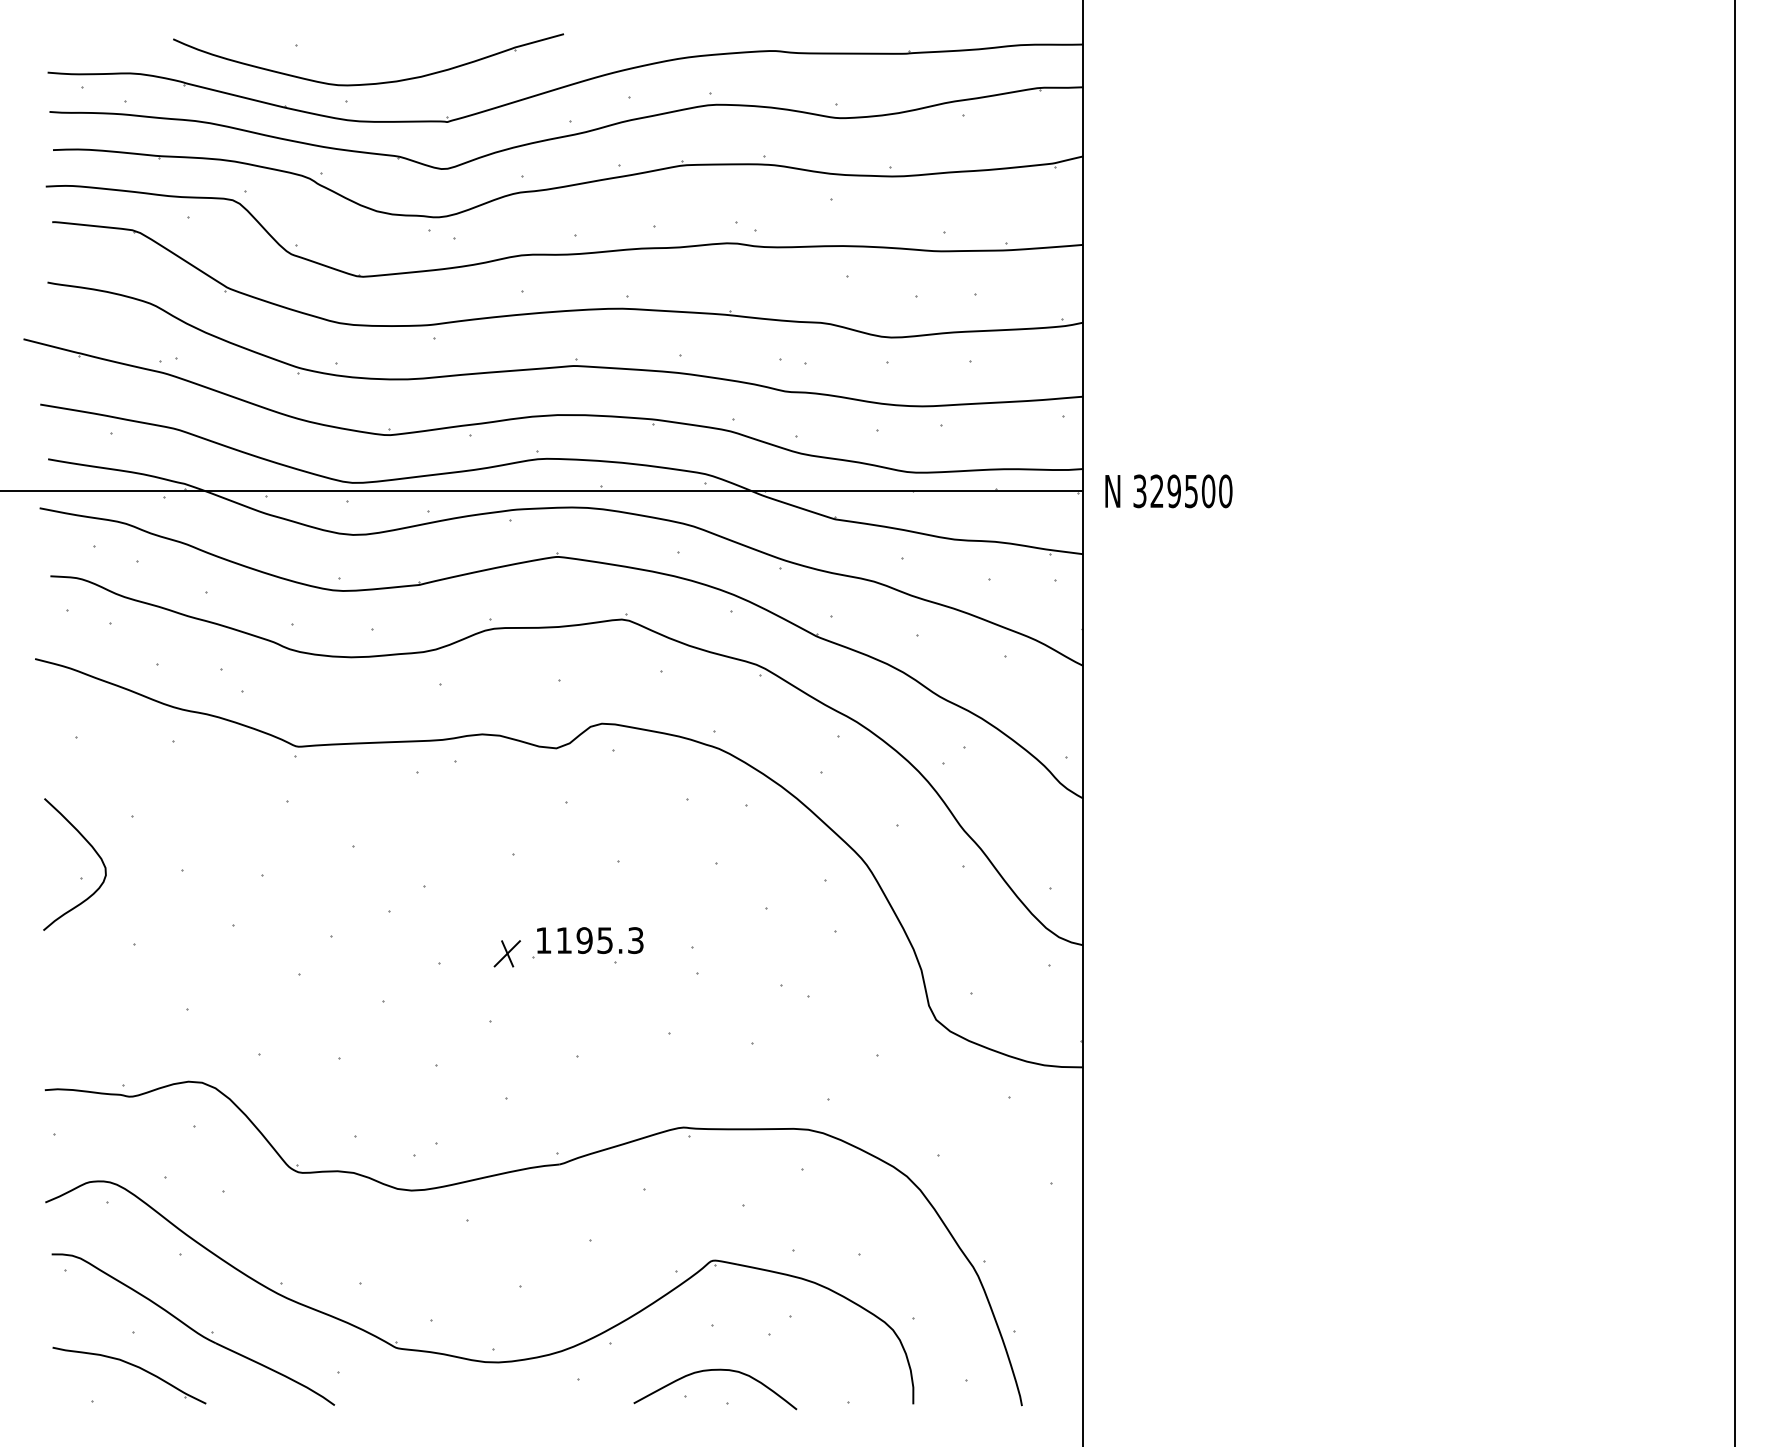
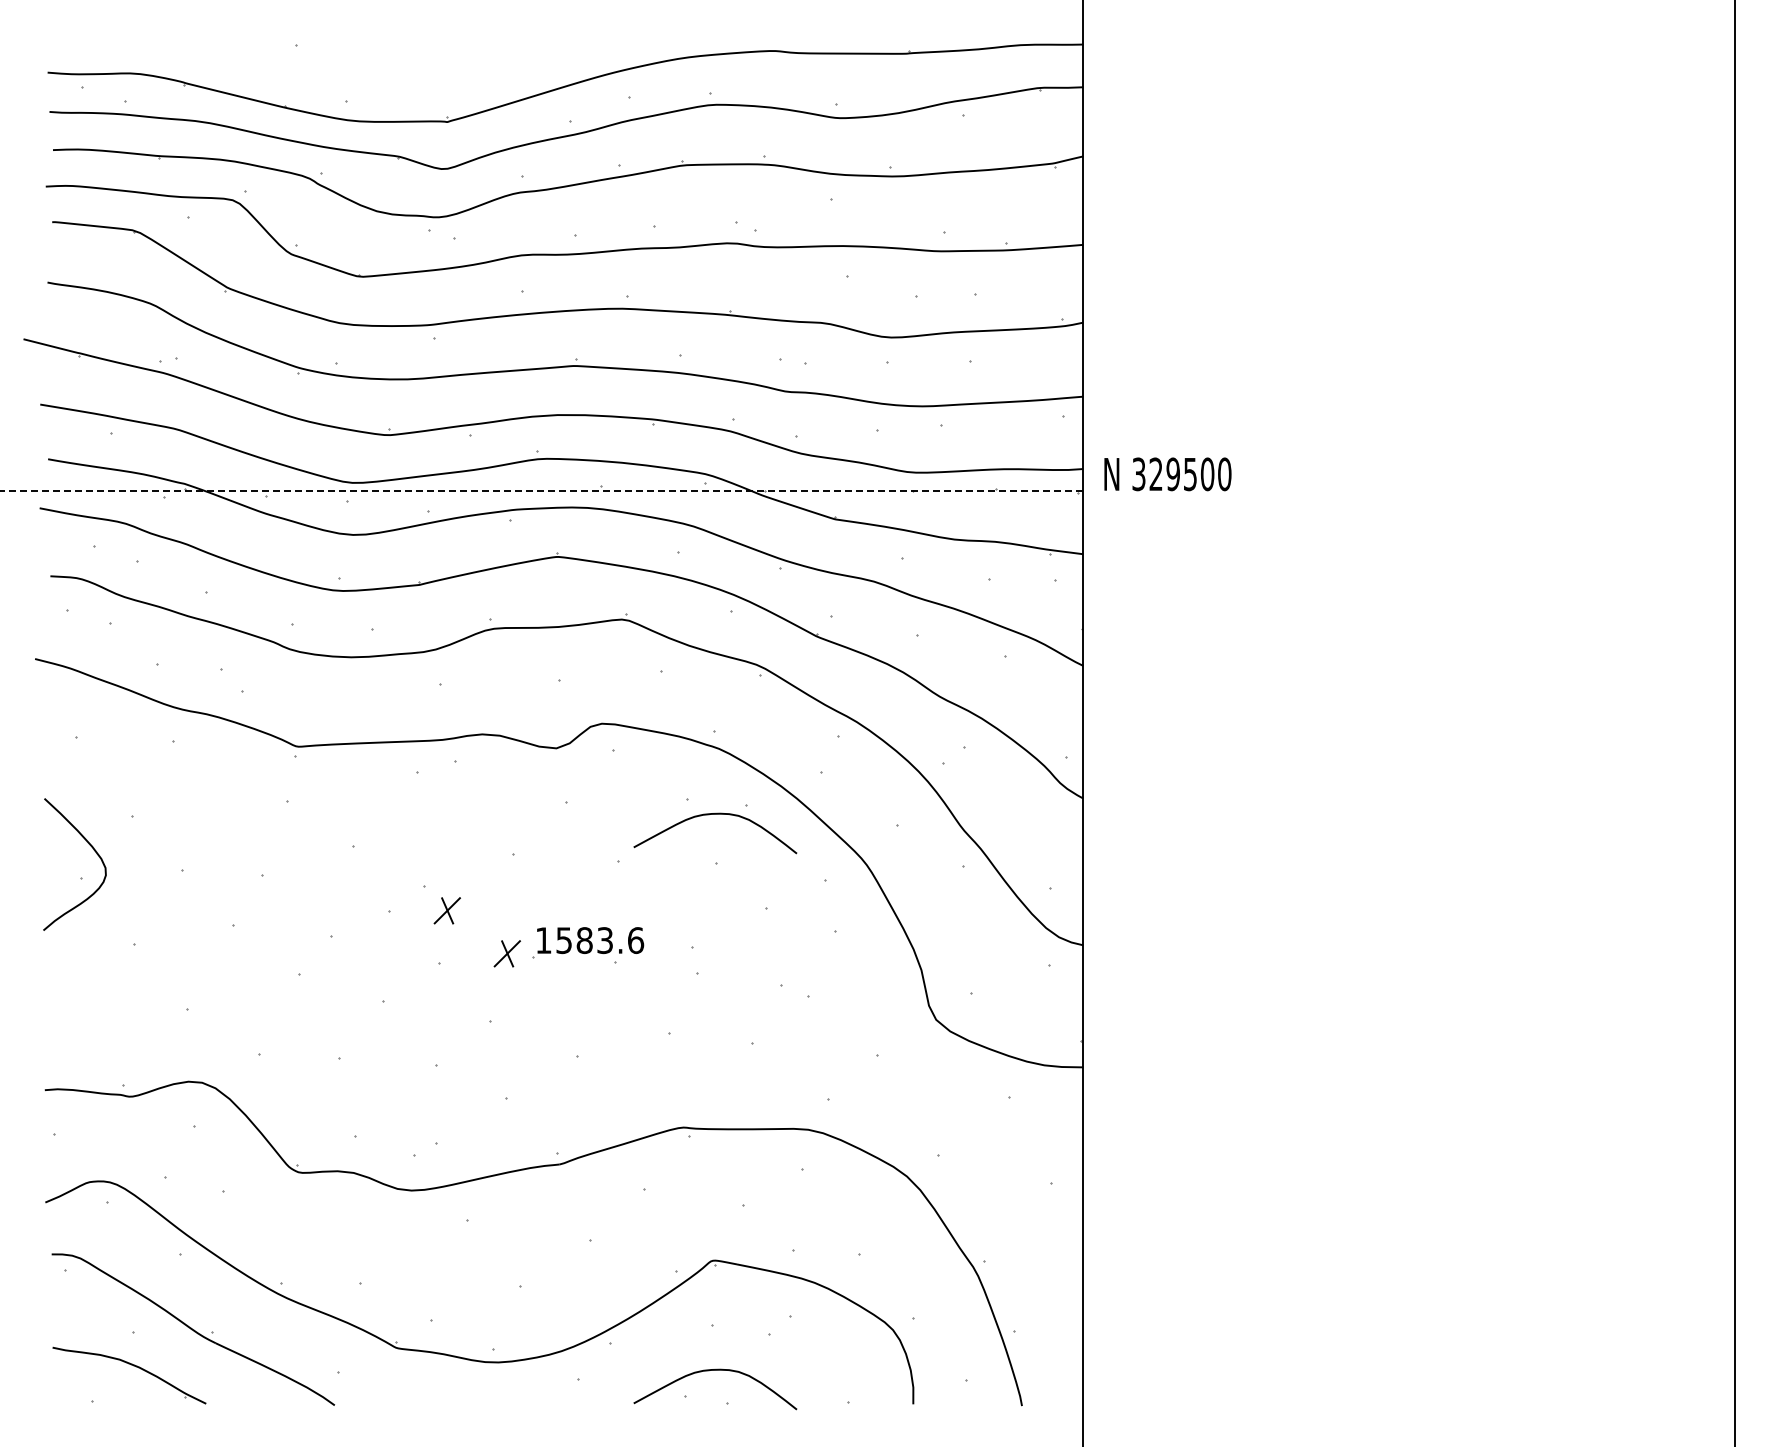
part: present -> none (368, 83)
line: solid -> dashed (541, 491)
text position: (1168, 491) -> (1167, 474) (1167, 474)
curve: none -> present (709, 815)
part: none -> present (446, 910)
text: 1195.3 -> 1583.6 (600, 940)
